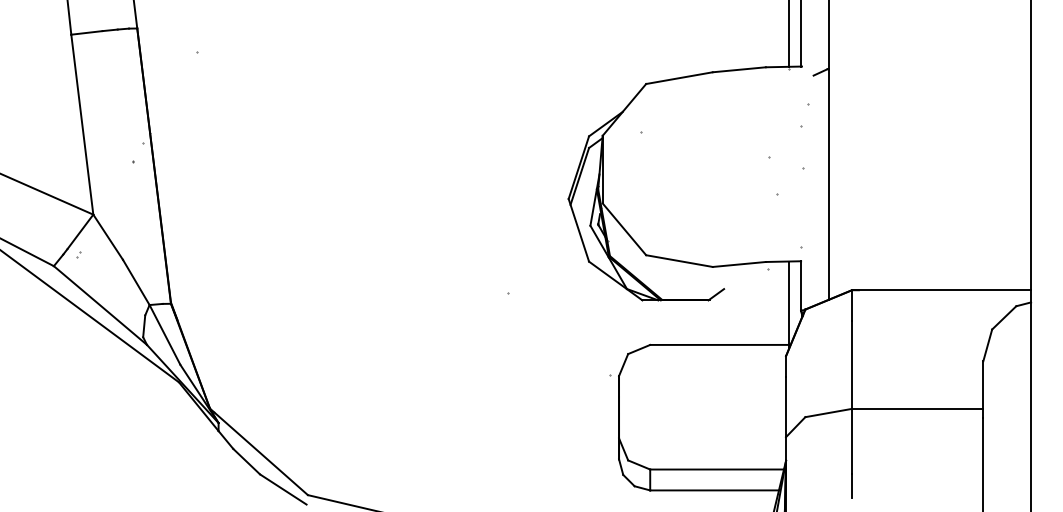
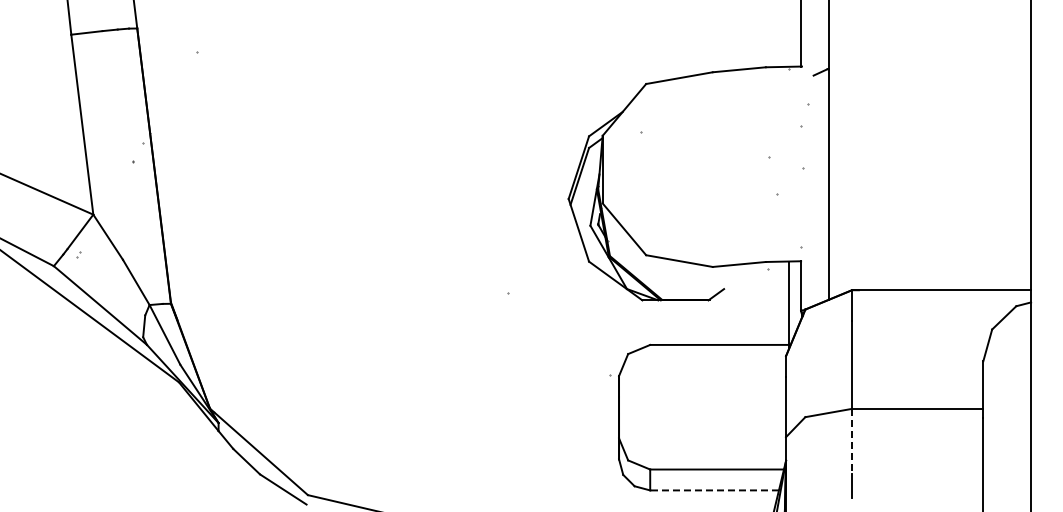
line: present -> none (789, 34)
line: solid -> dashed (851, 441)
line: solid -> dashed (714, 490)
